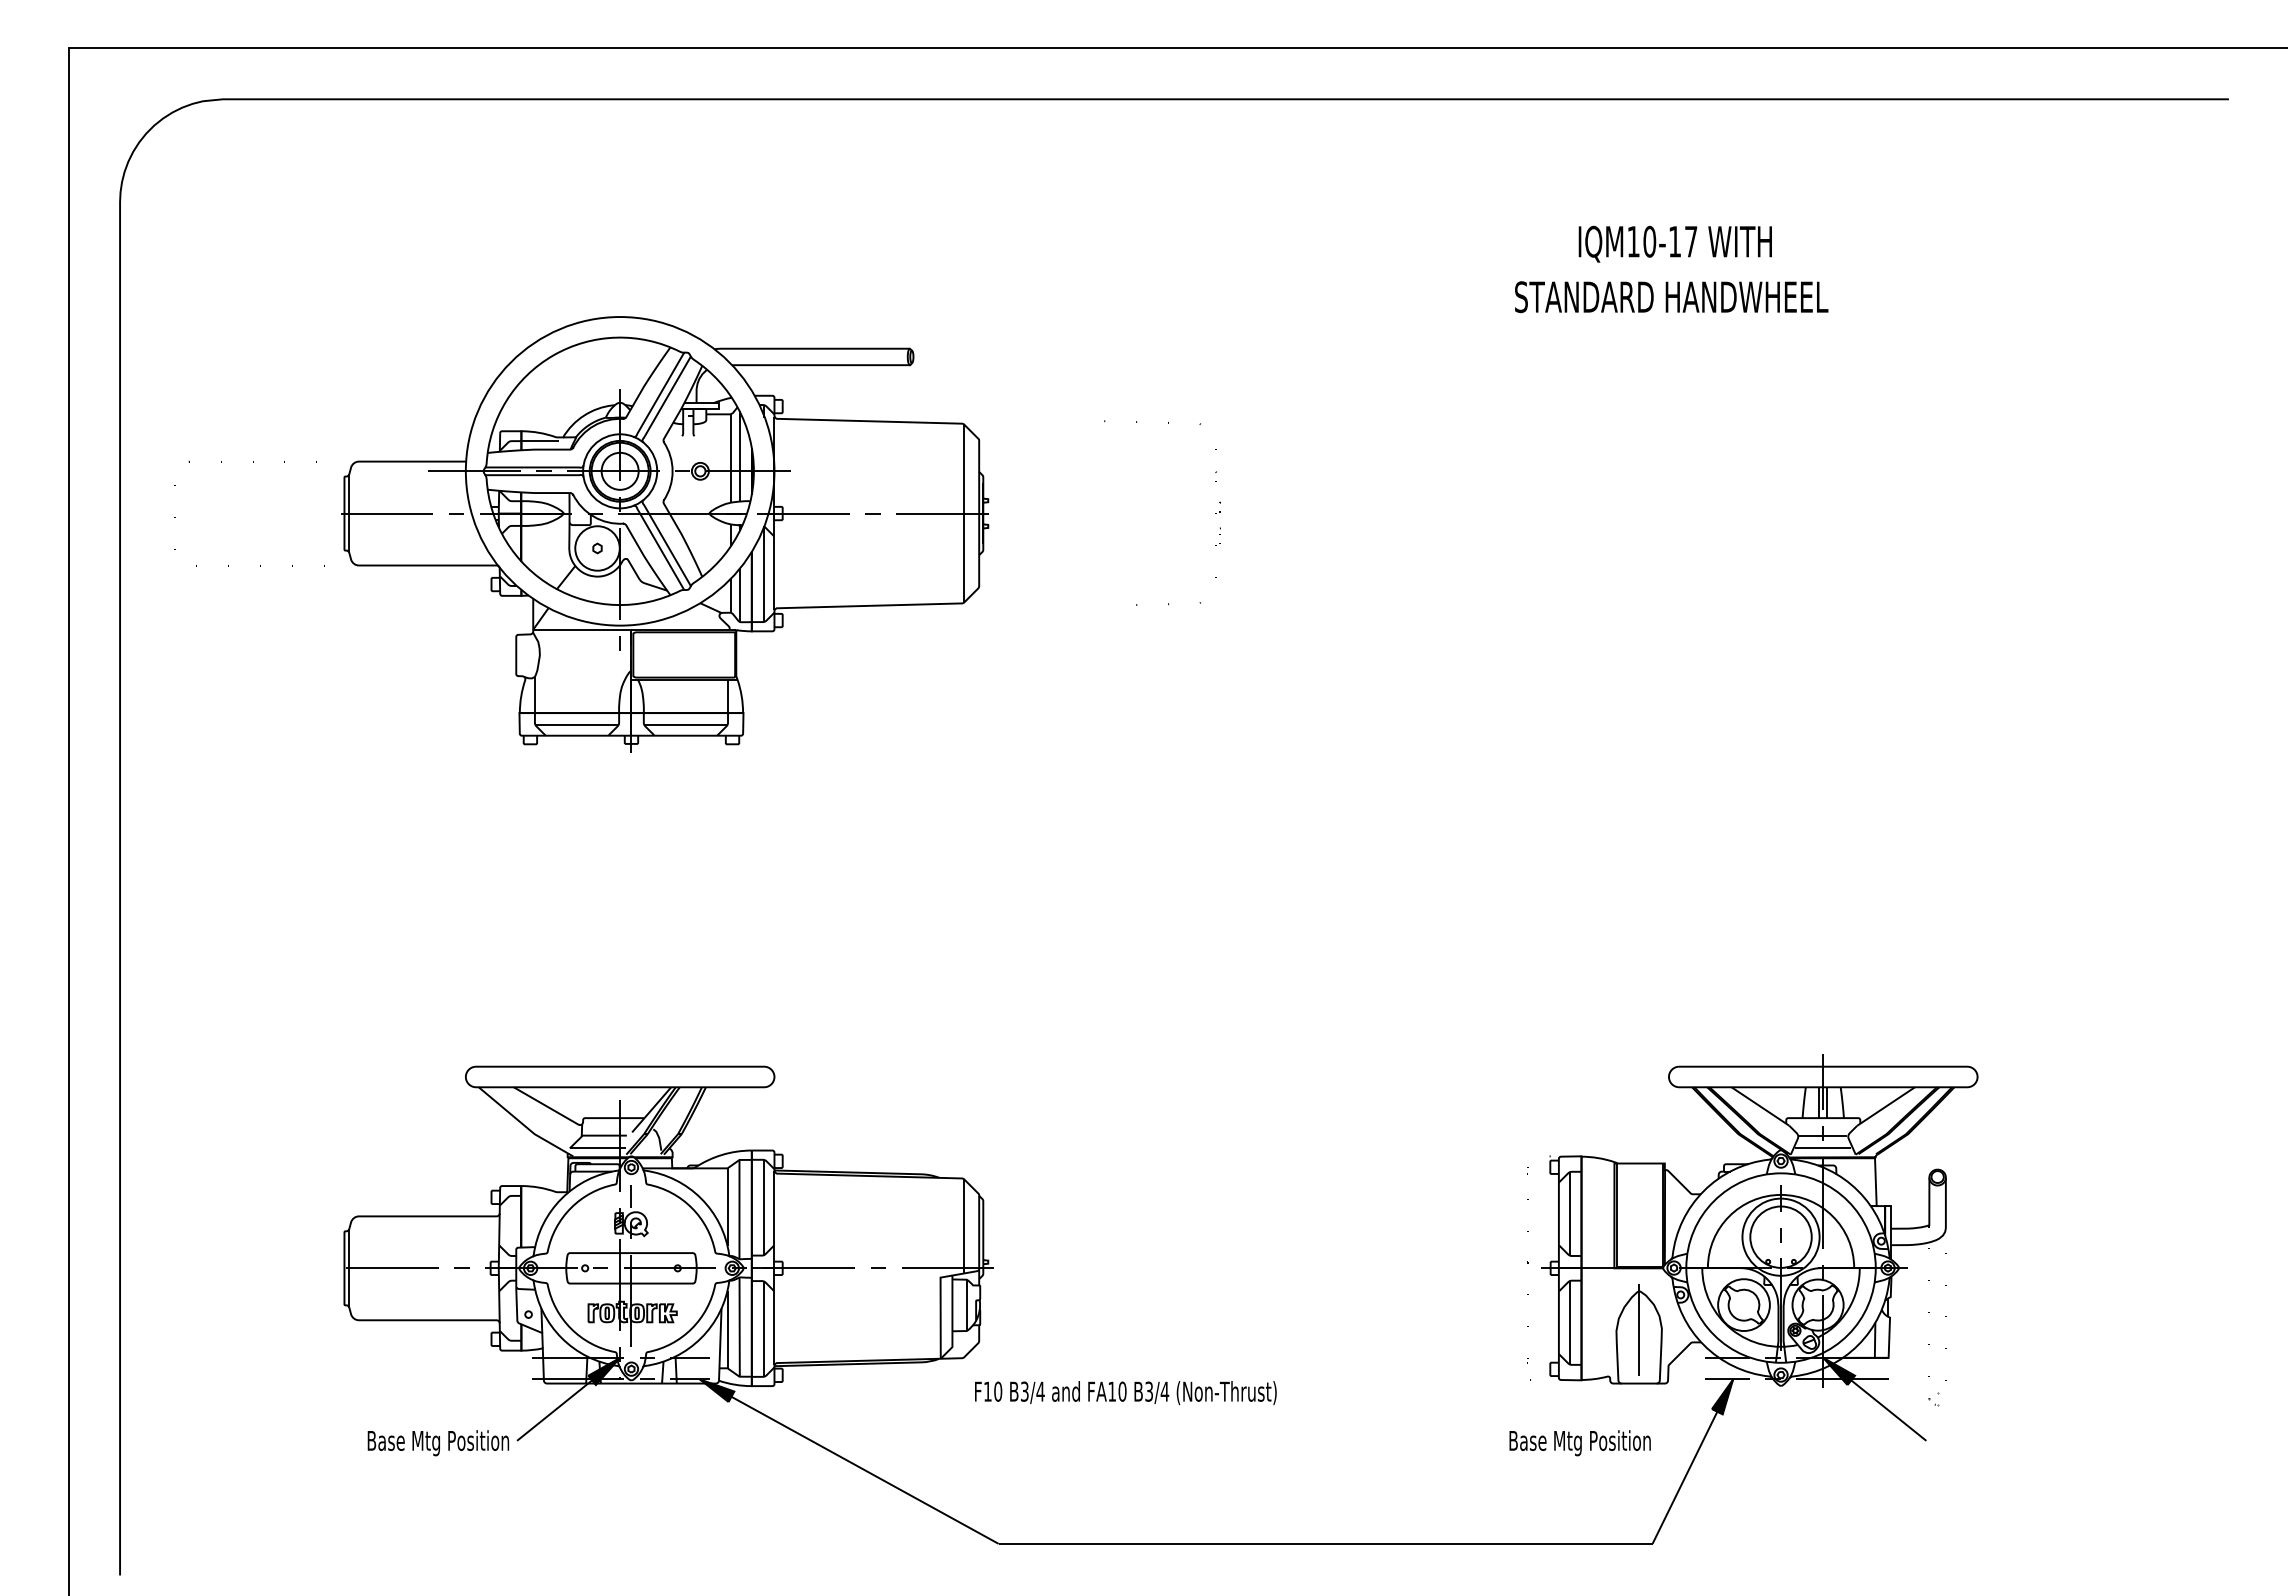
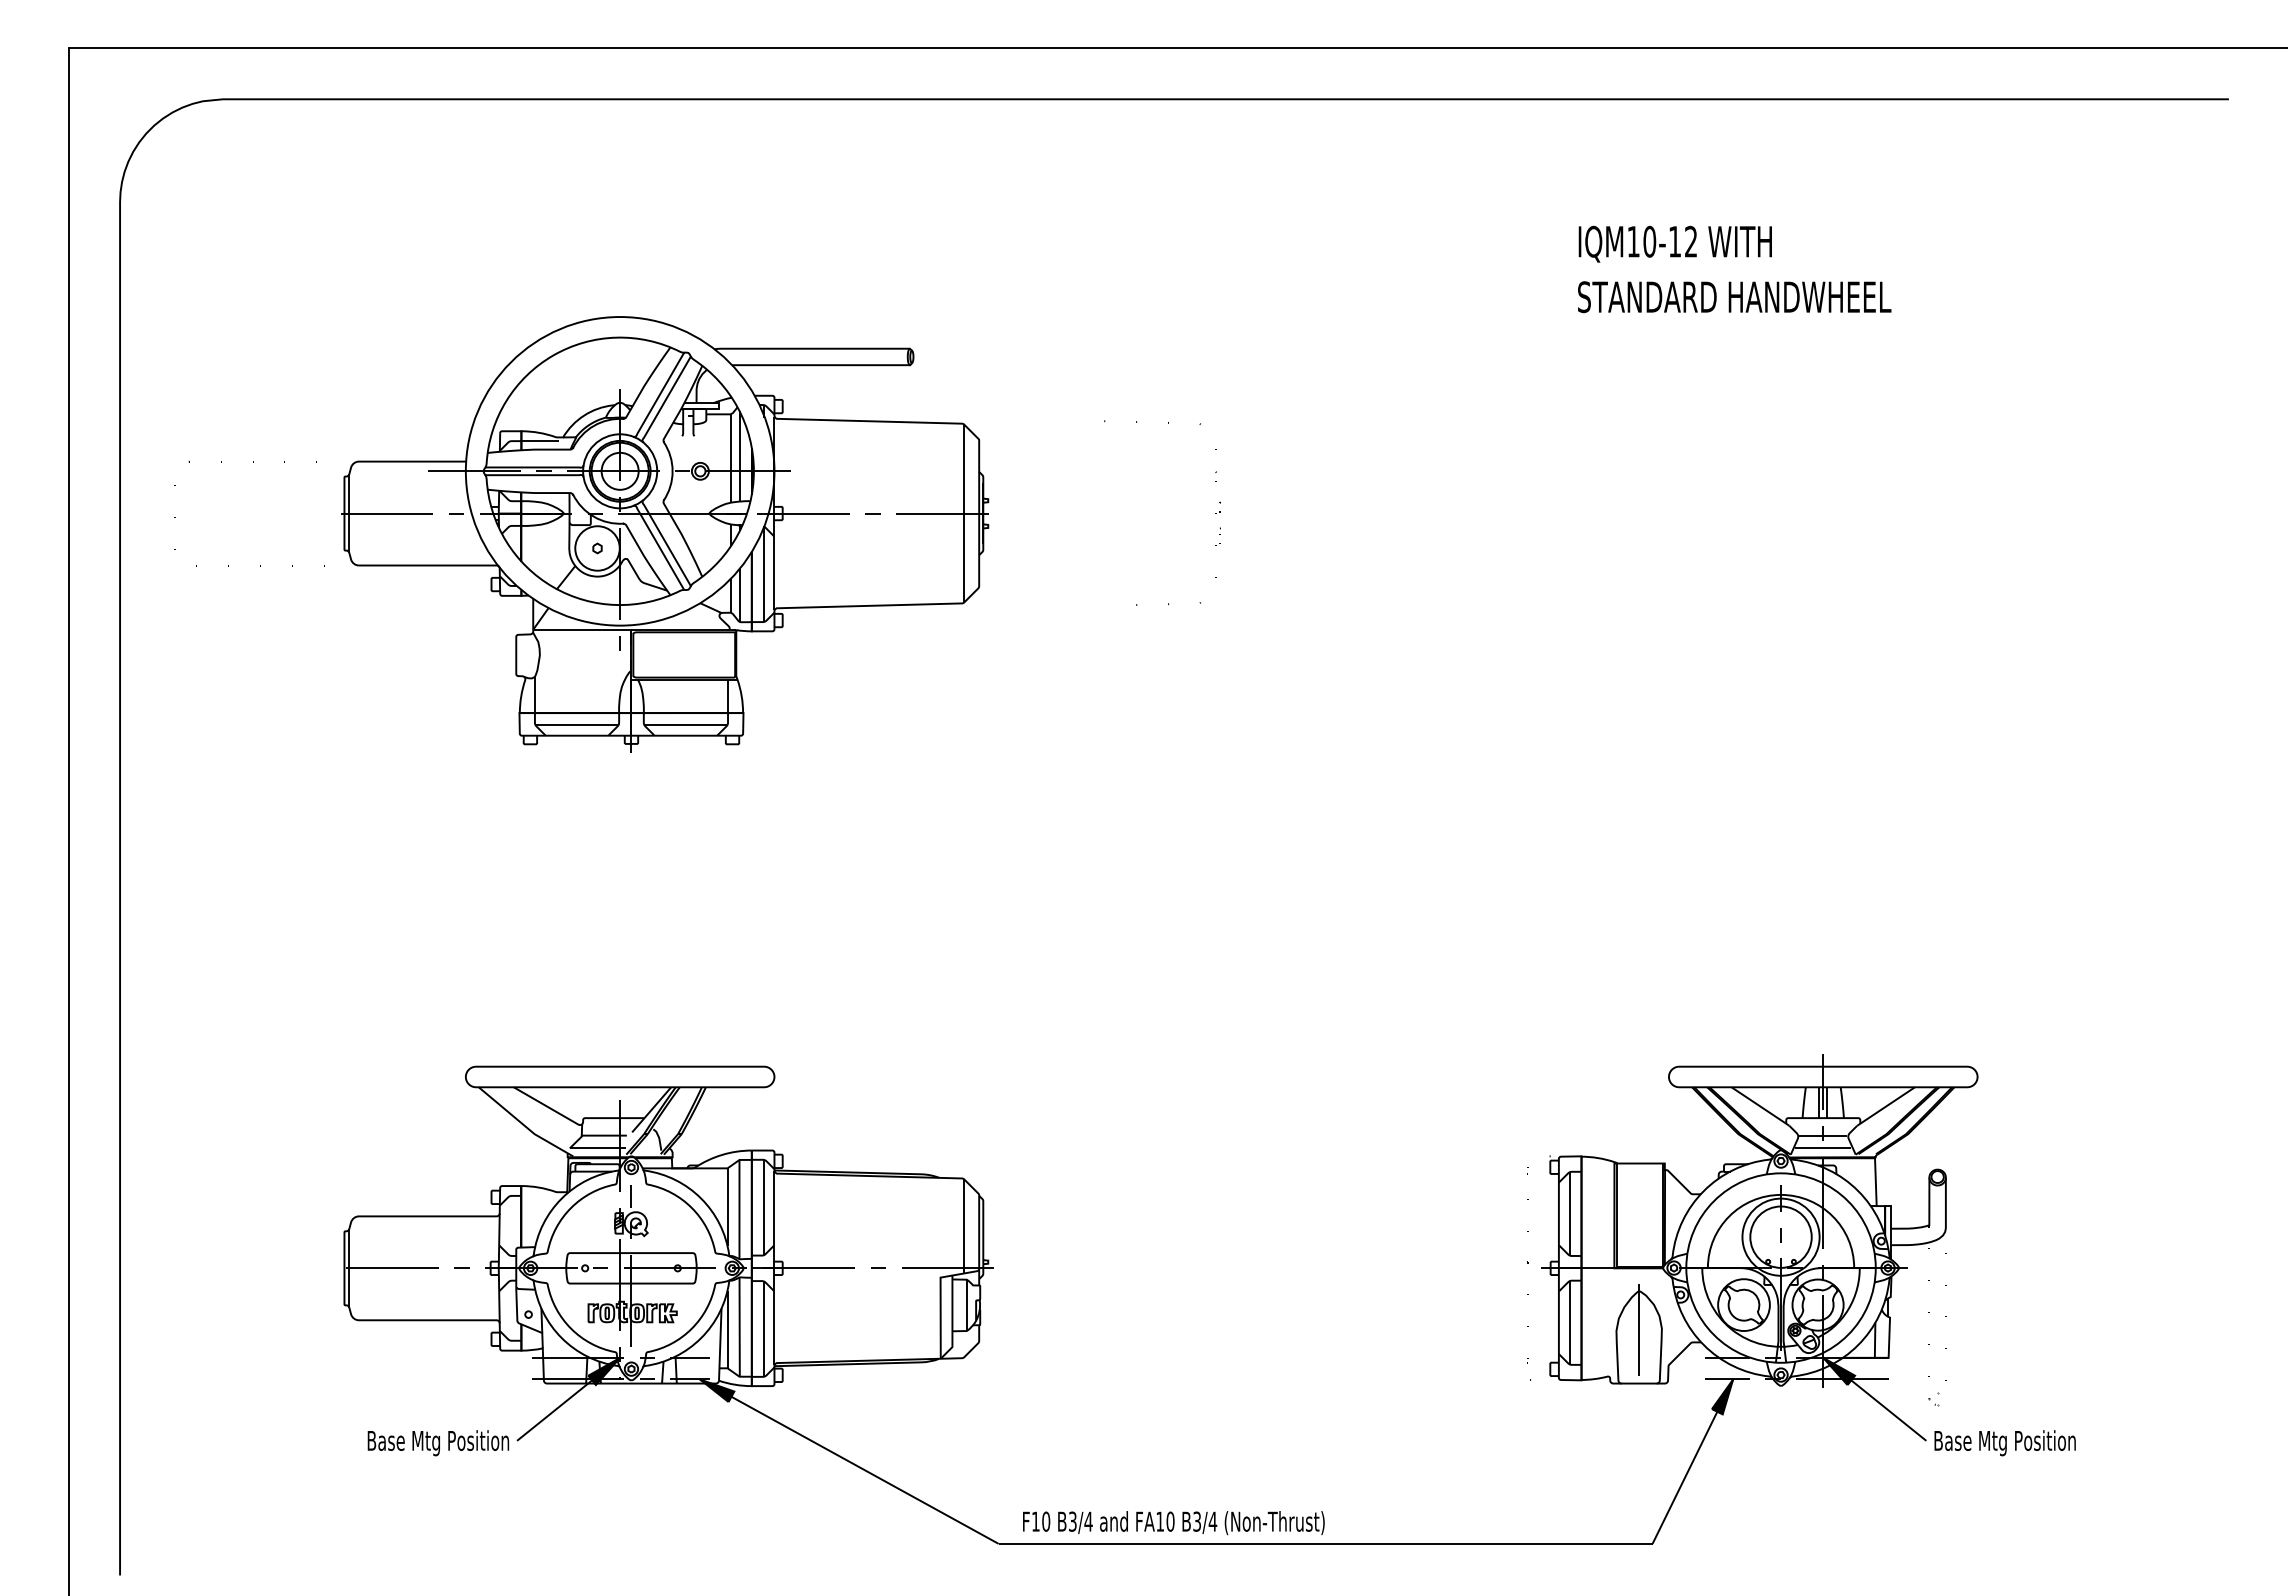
text: IQM10-17 -> IQM10-12 (1691, 241)
text position: (1671, 297) -> (1734, 297) (1734, 297)
text position: (1125, 1393) -> (1173, 1523) (1173, 1523)
text position: (1579, 1443) -> (2004, 1443) (2004, 1443)
